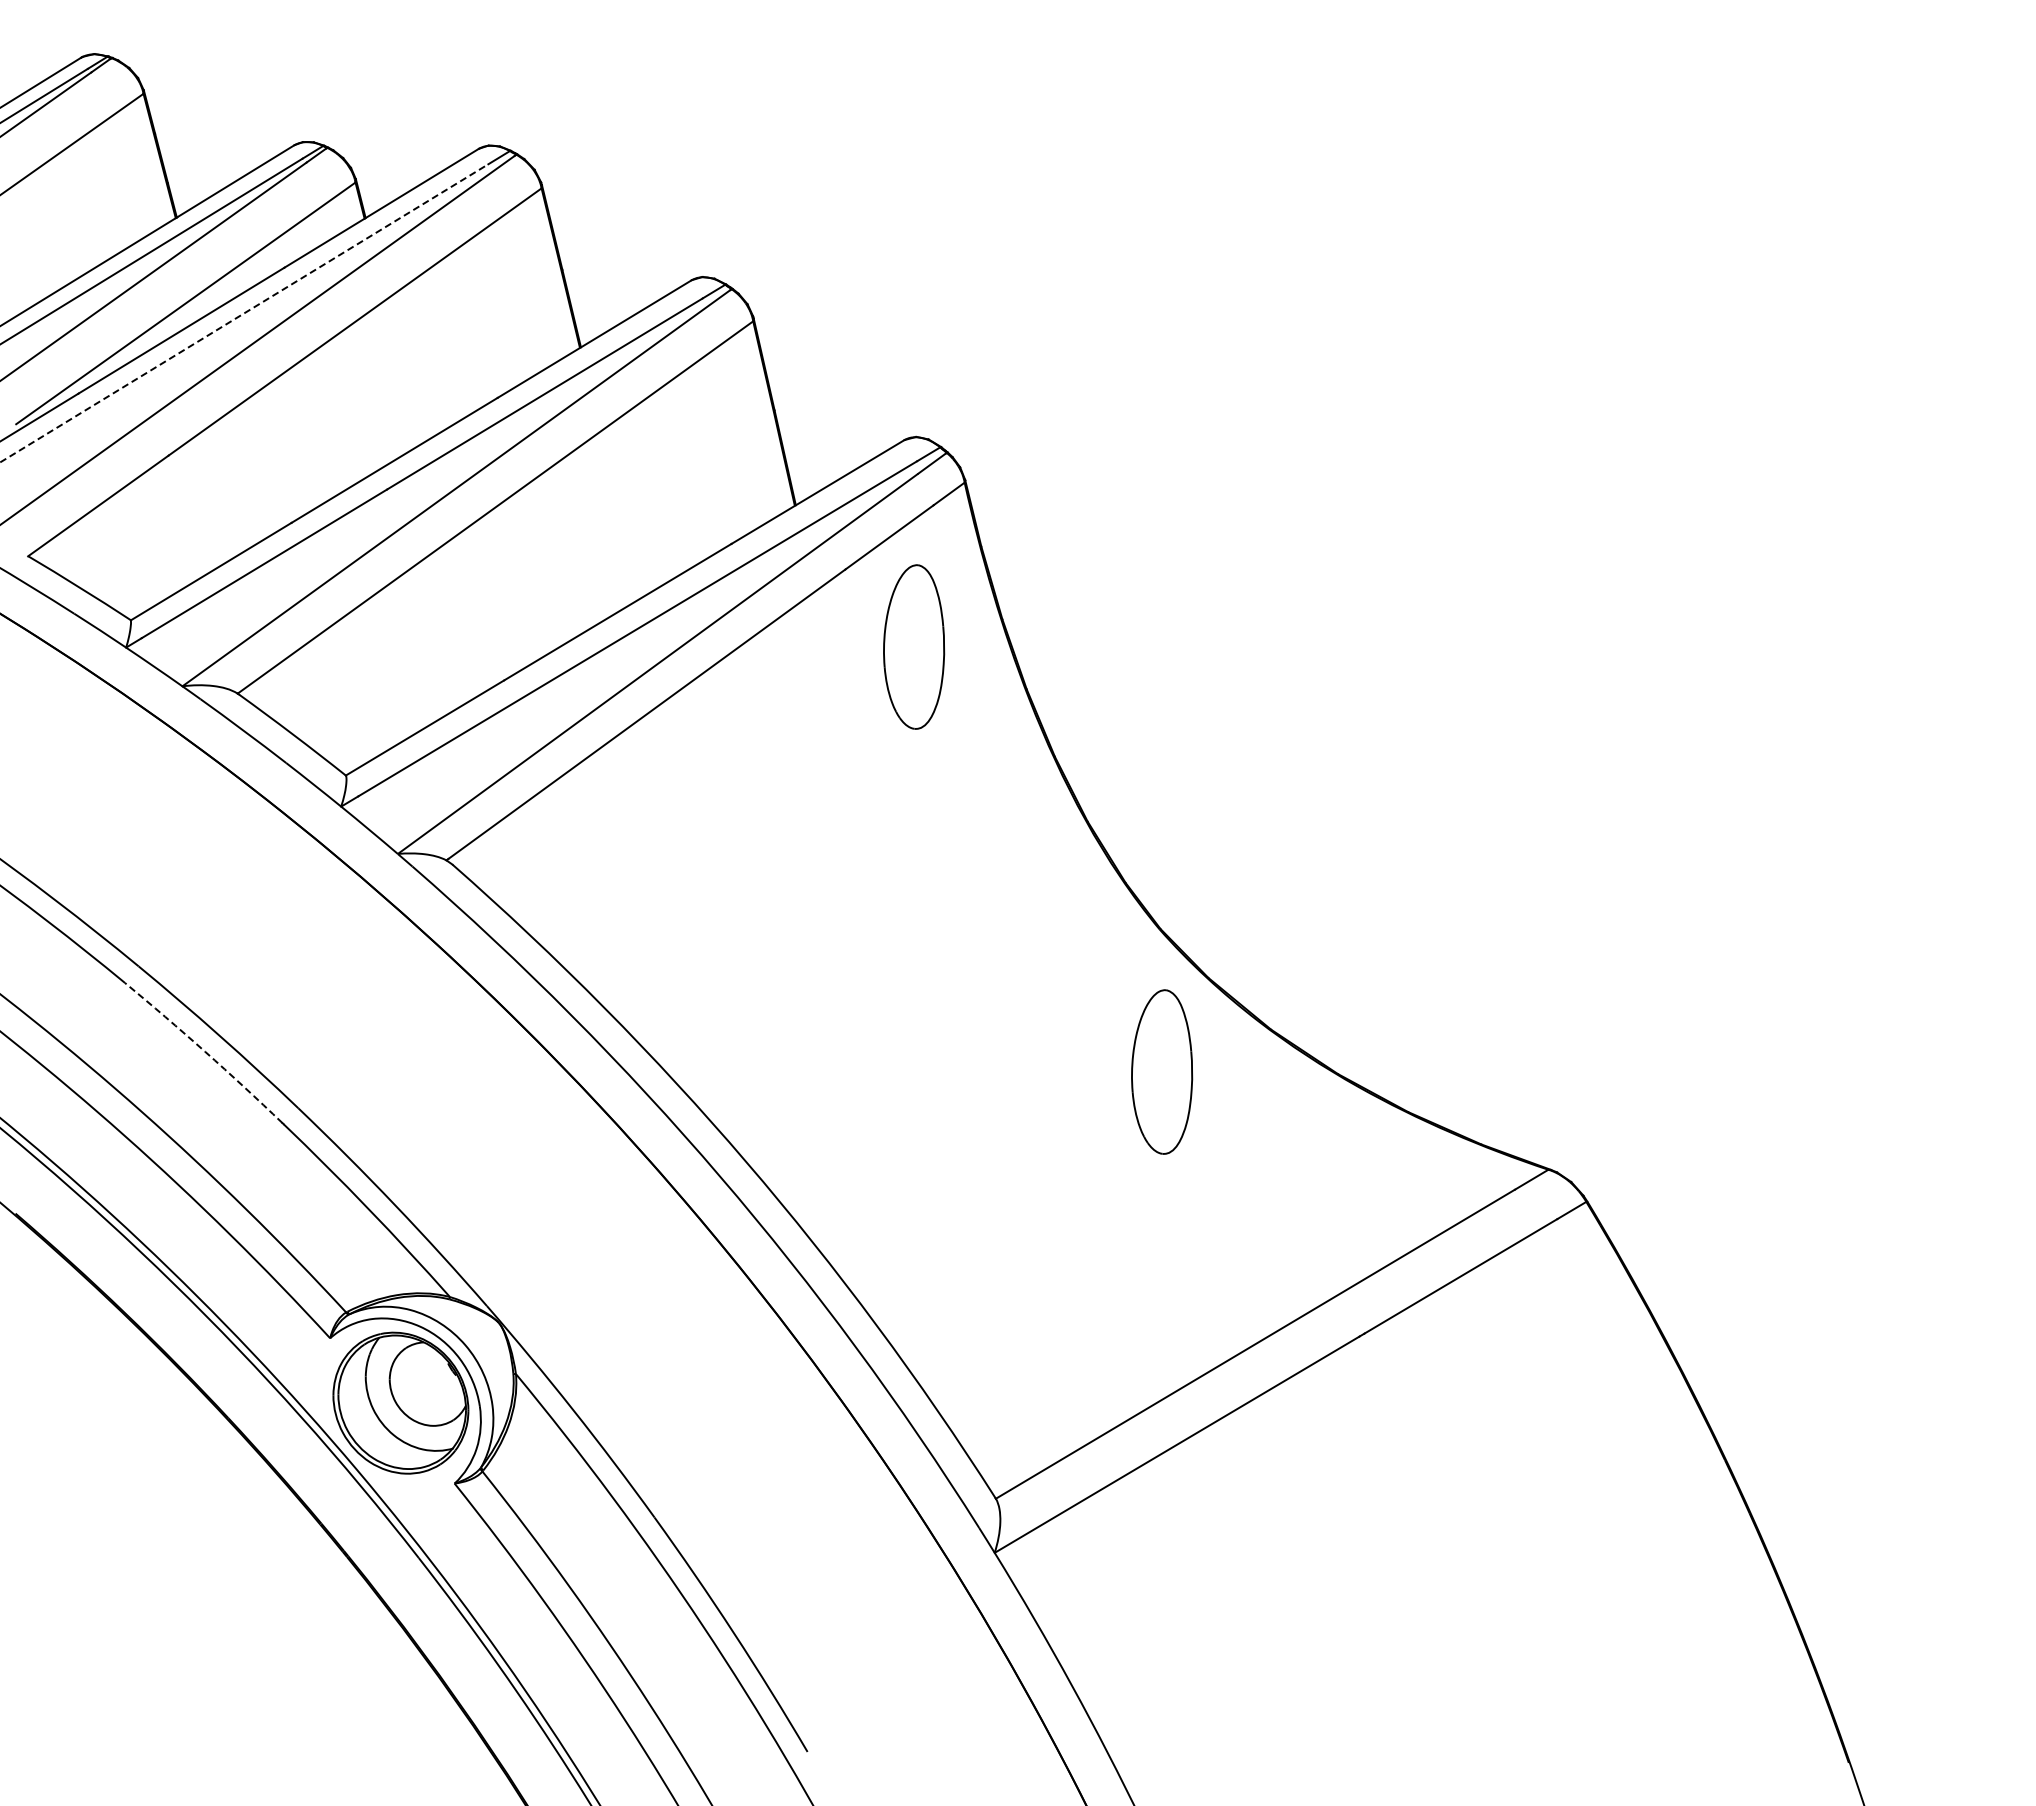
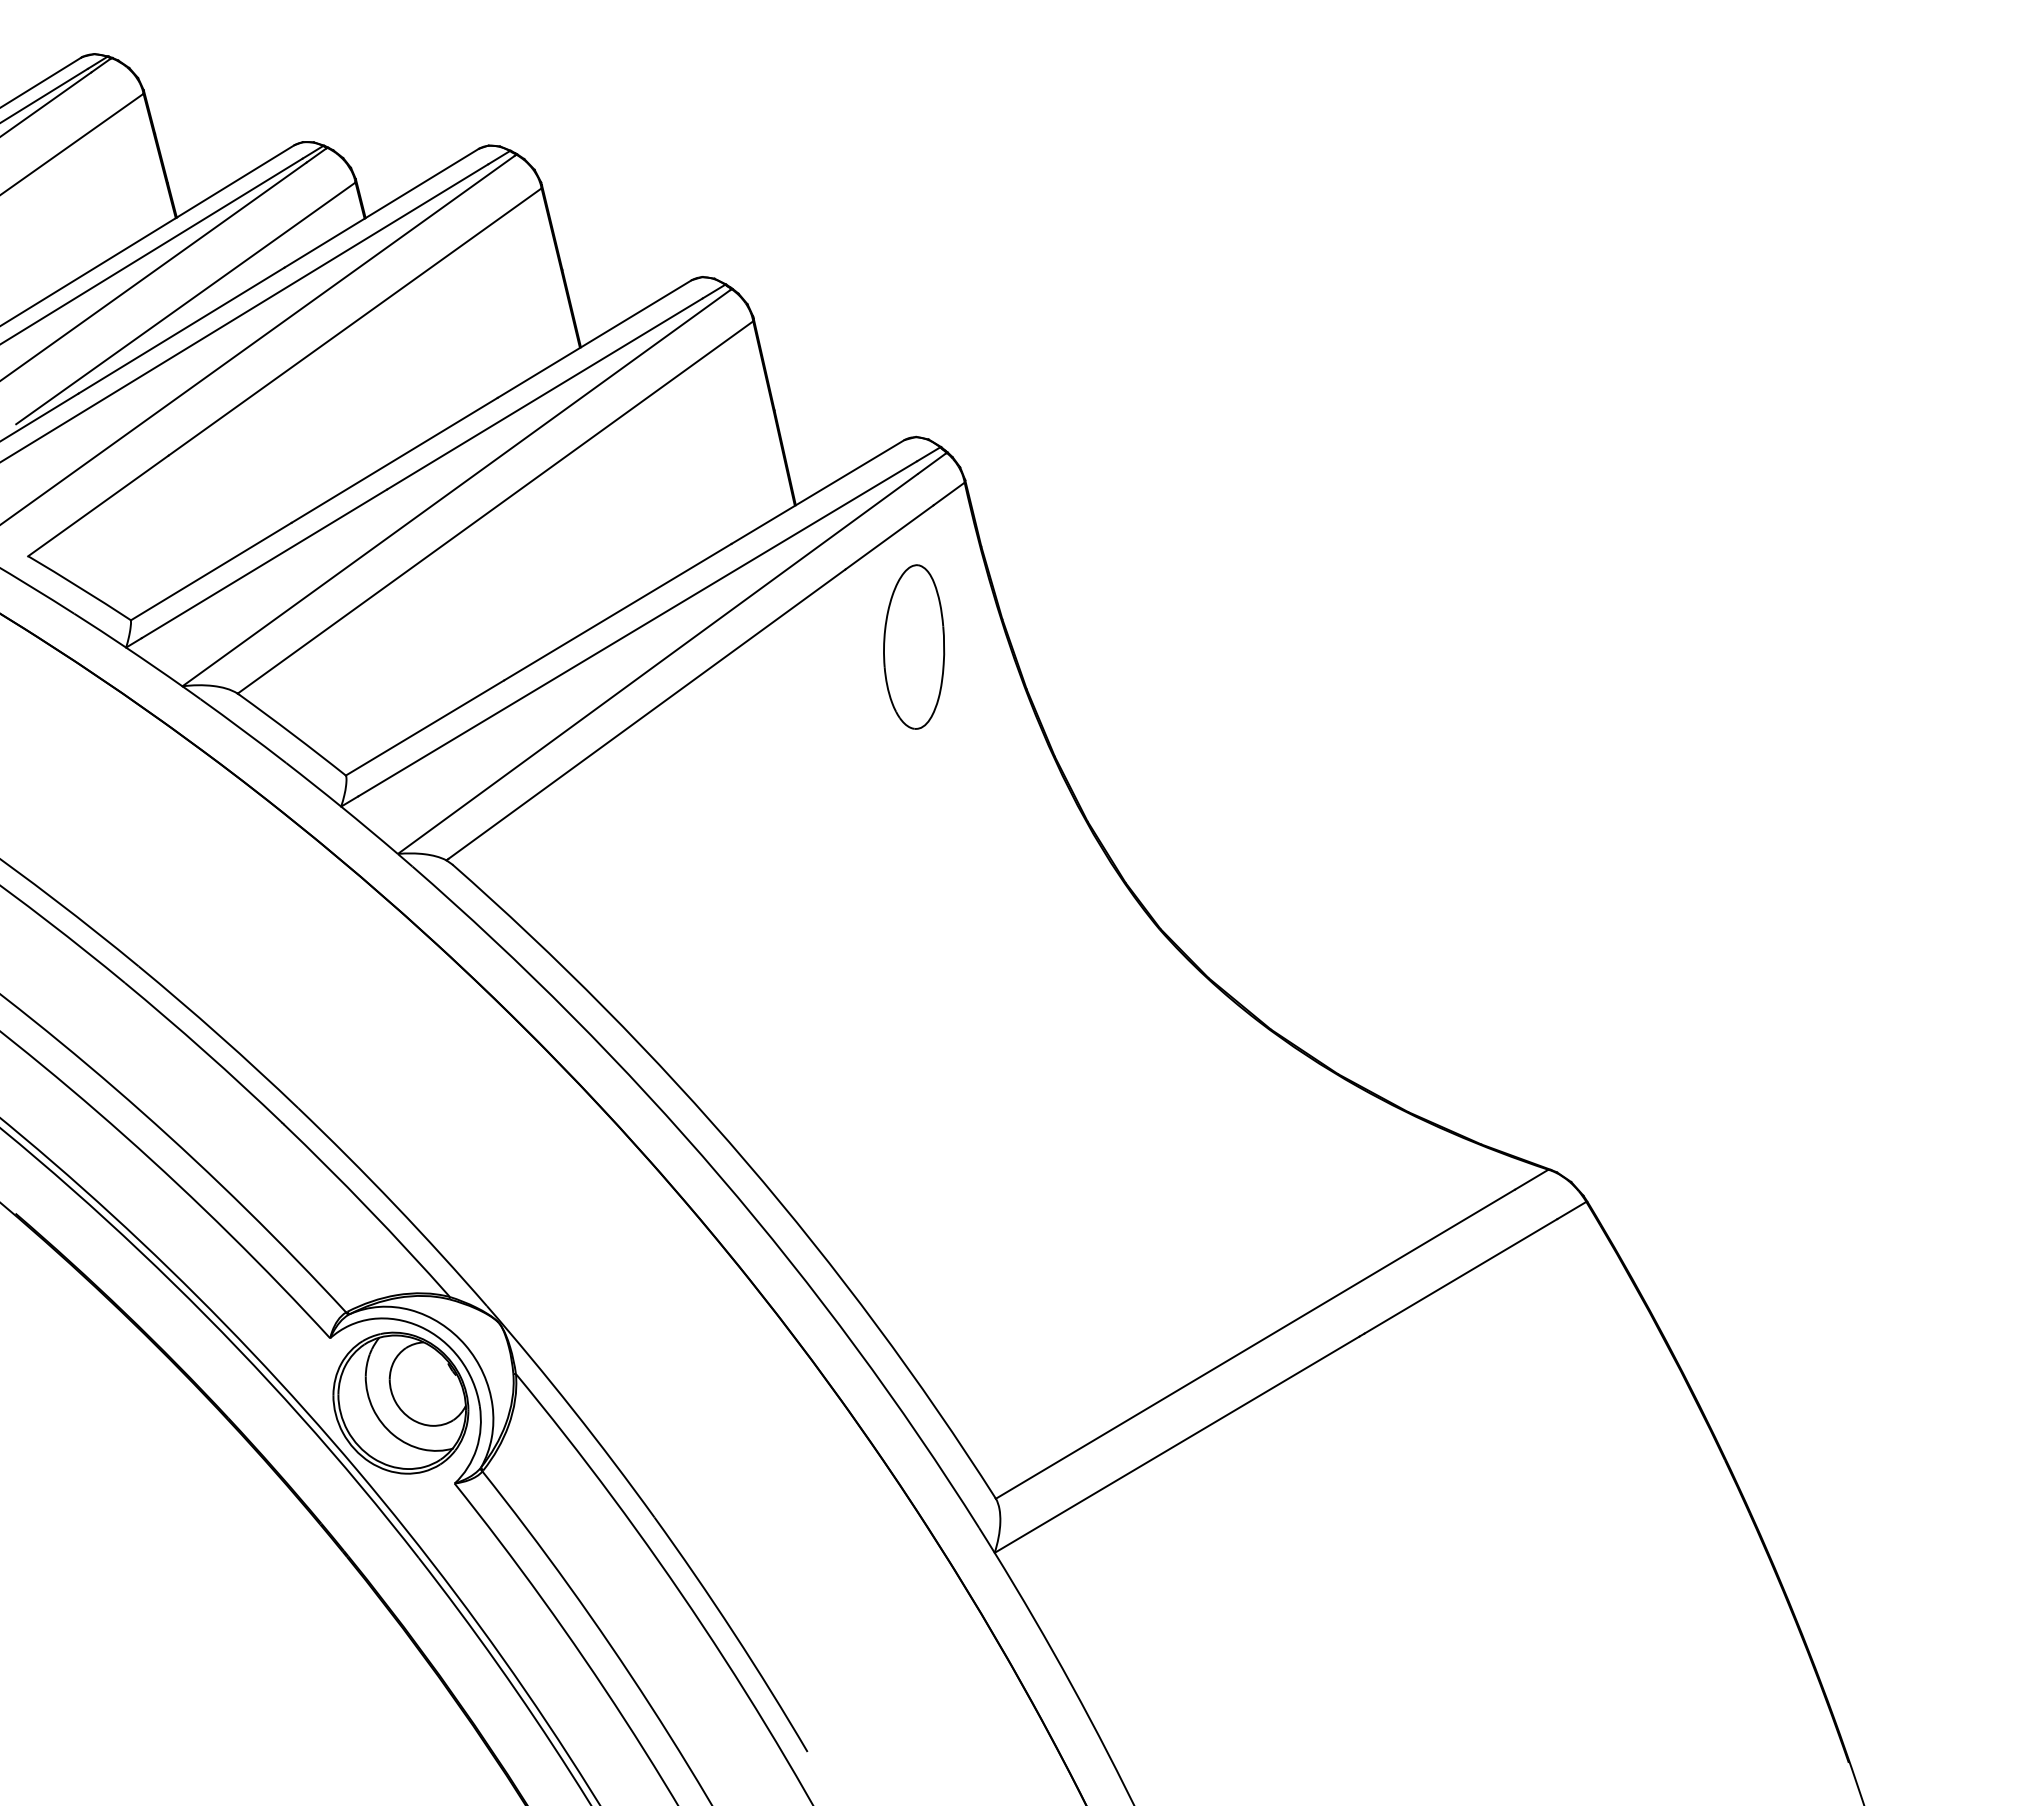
line: dashed -> solid (244, 313)
arc: dashed -> solid (205, 1051)
part: present -> none (1162, 1071)
